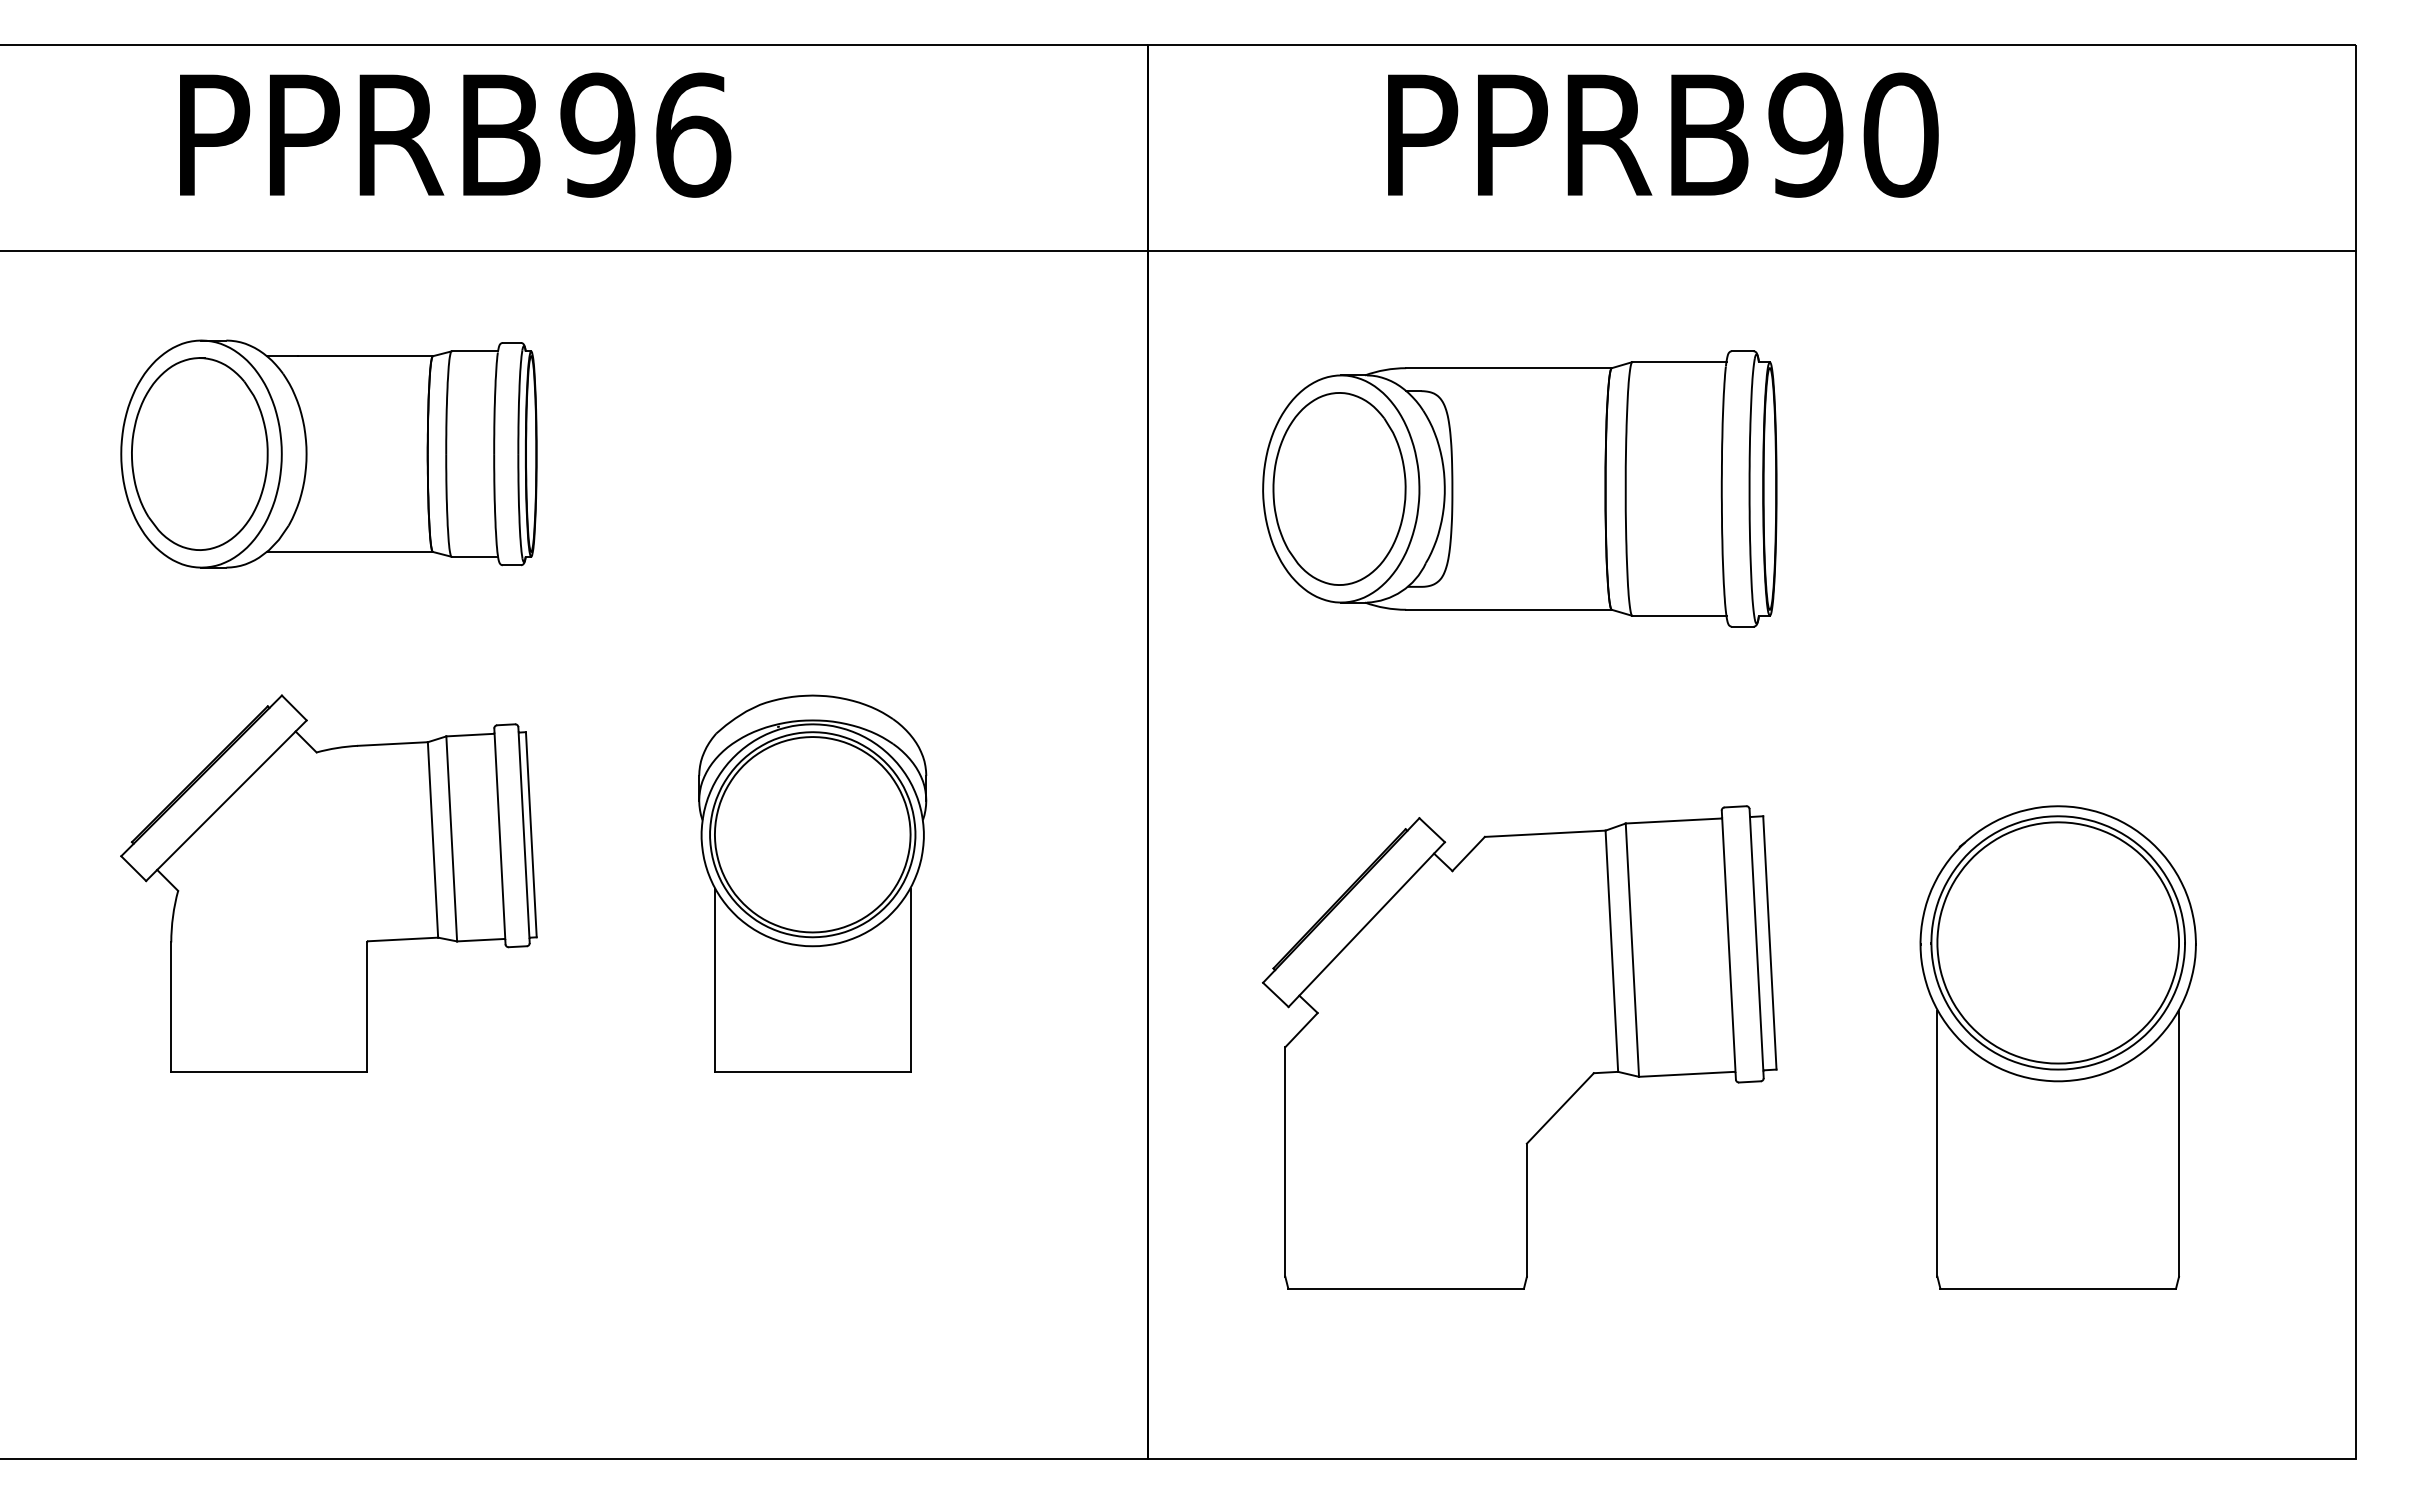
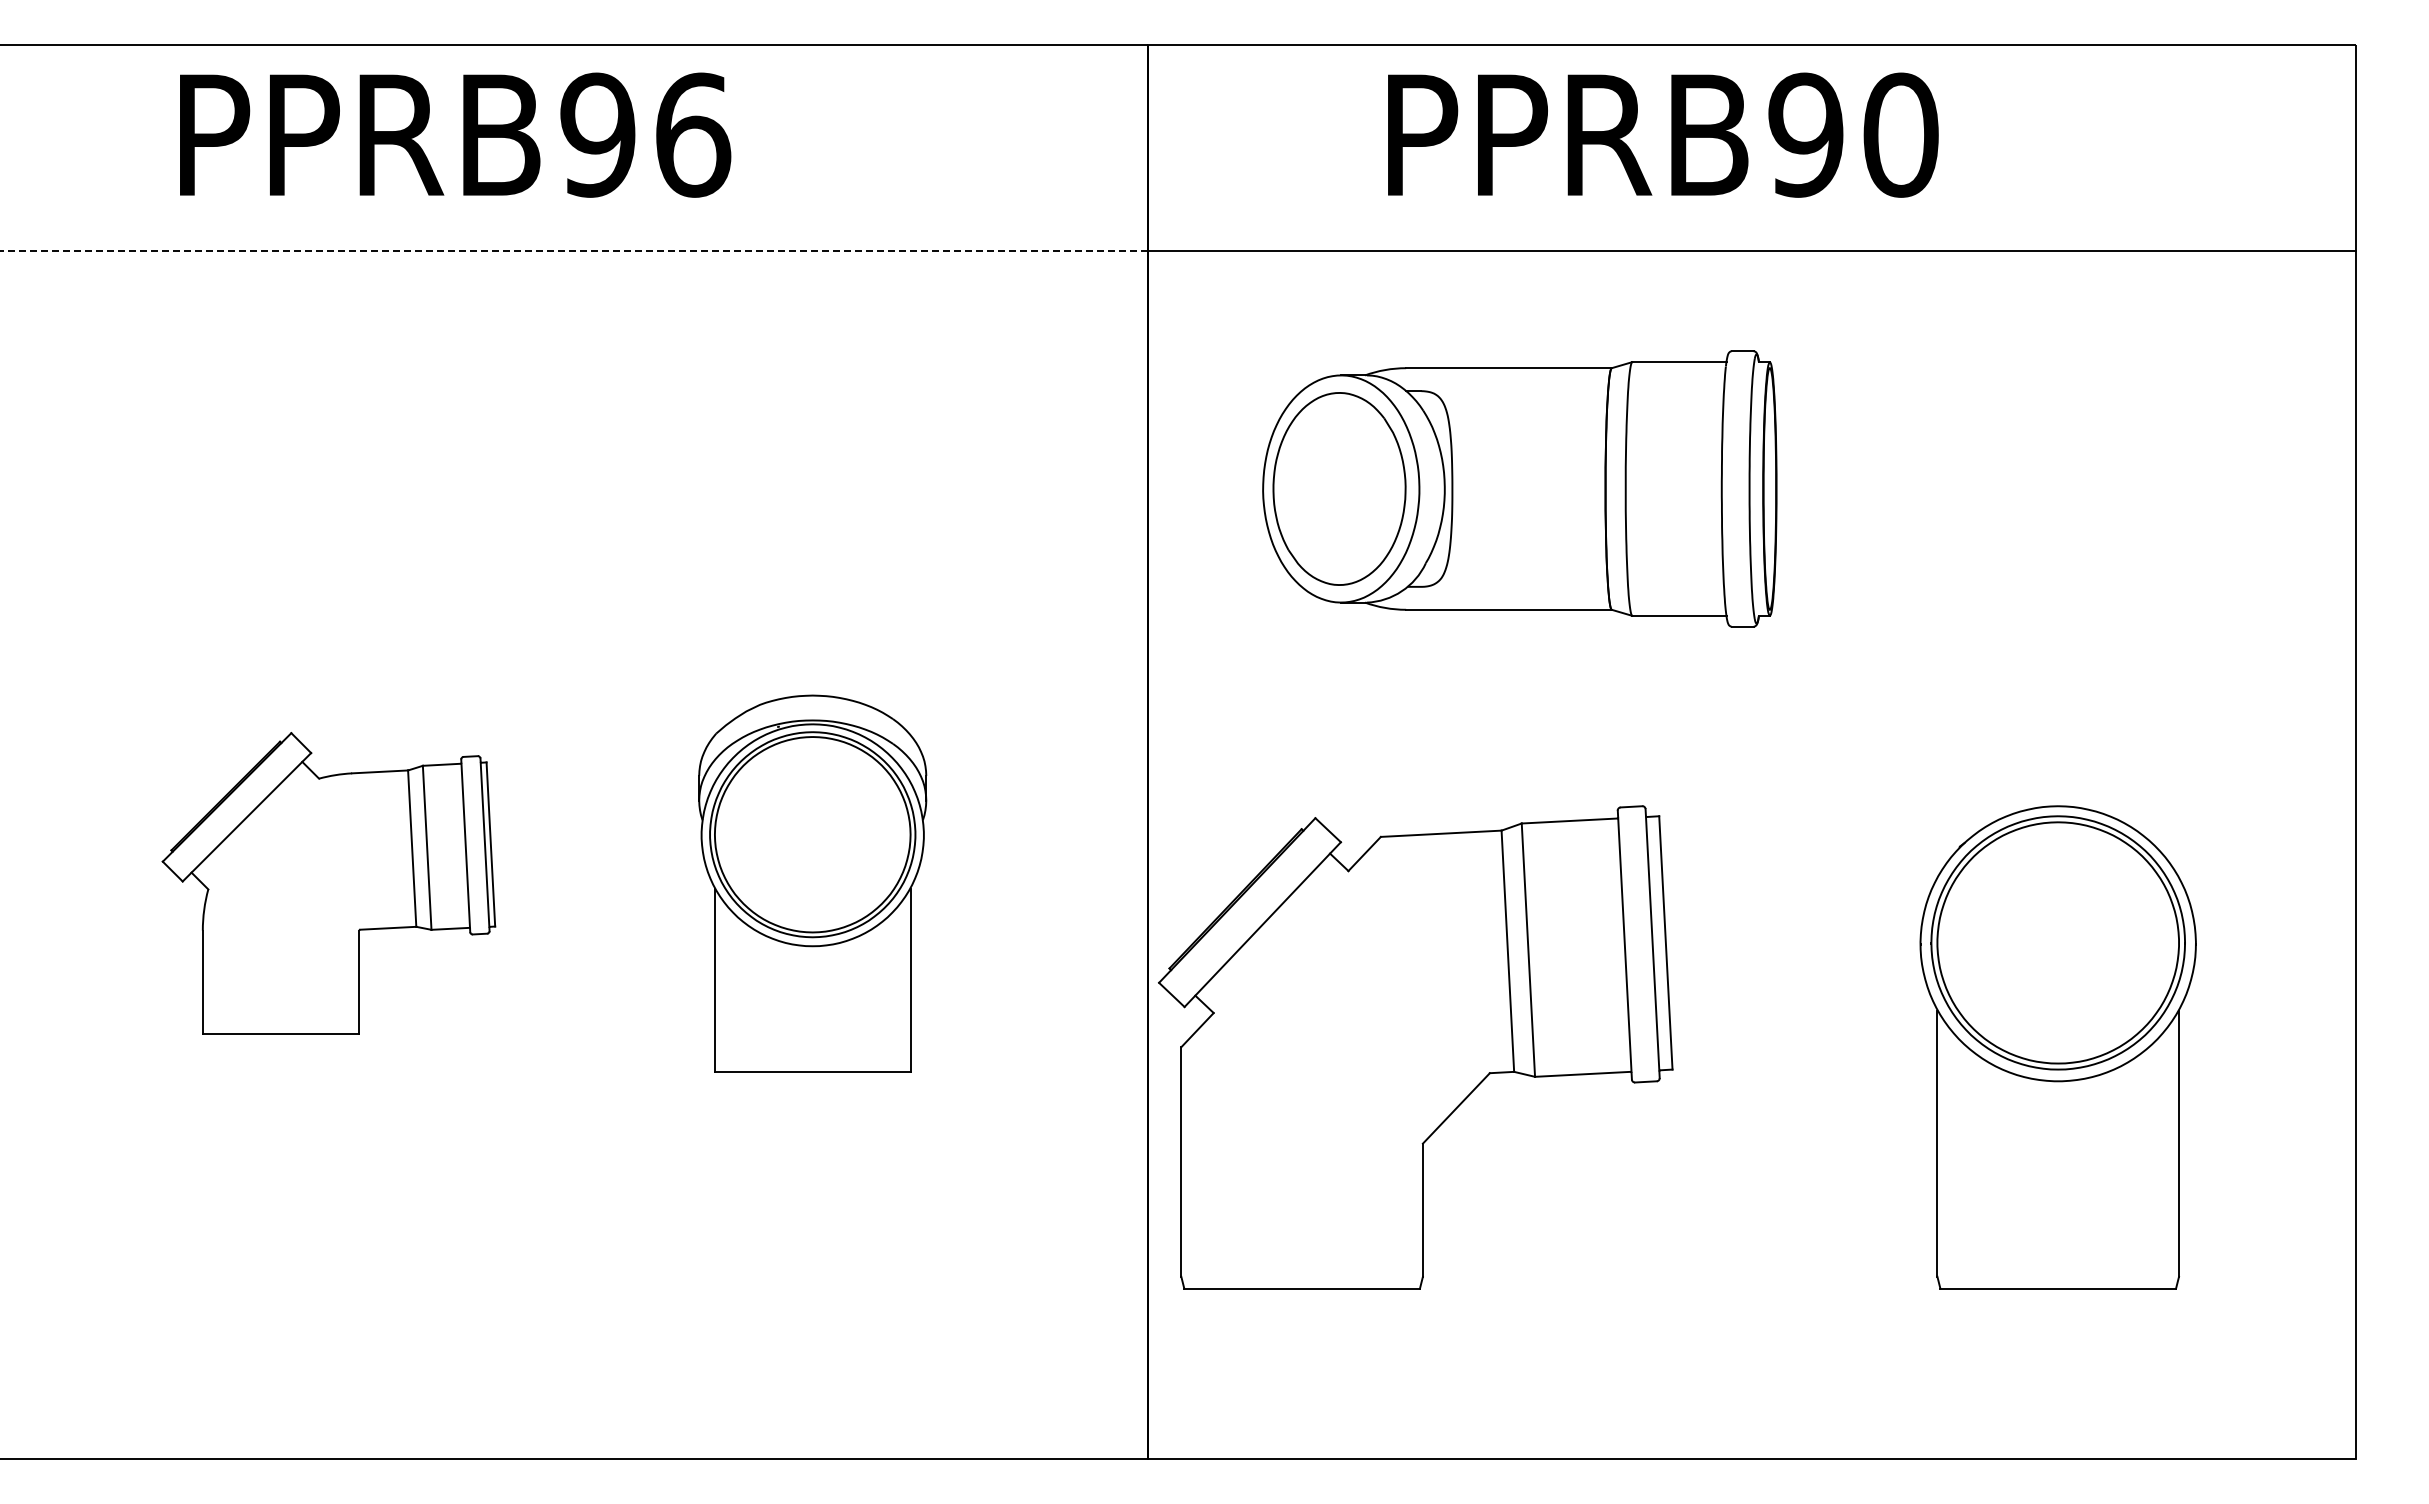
line: solid -> dashed (573, 250)
part: present -> none (328, 453)
part size: 418x379 px -> 336x303 px (328, 883)
part position: (1519, 1047) -> (1415, 1047) (1415, 1047)
